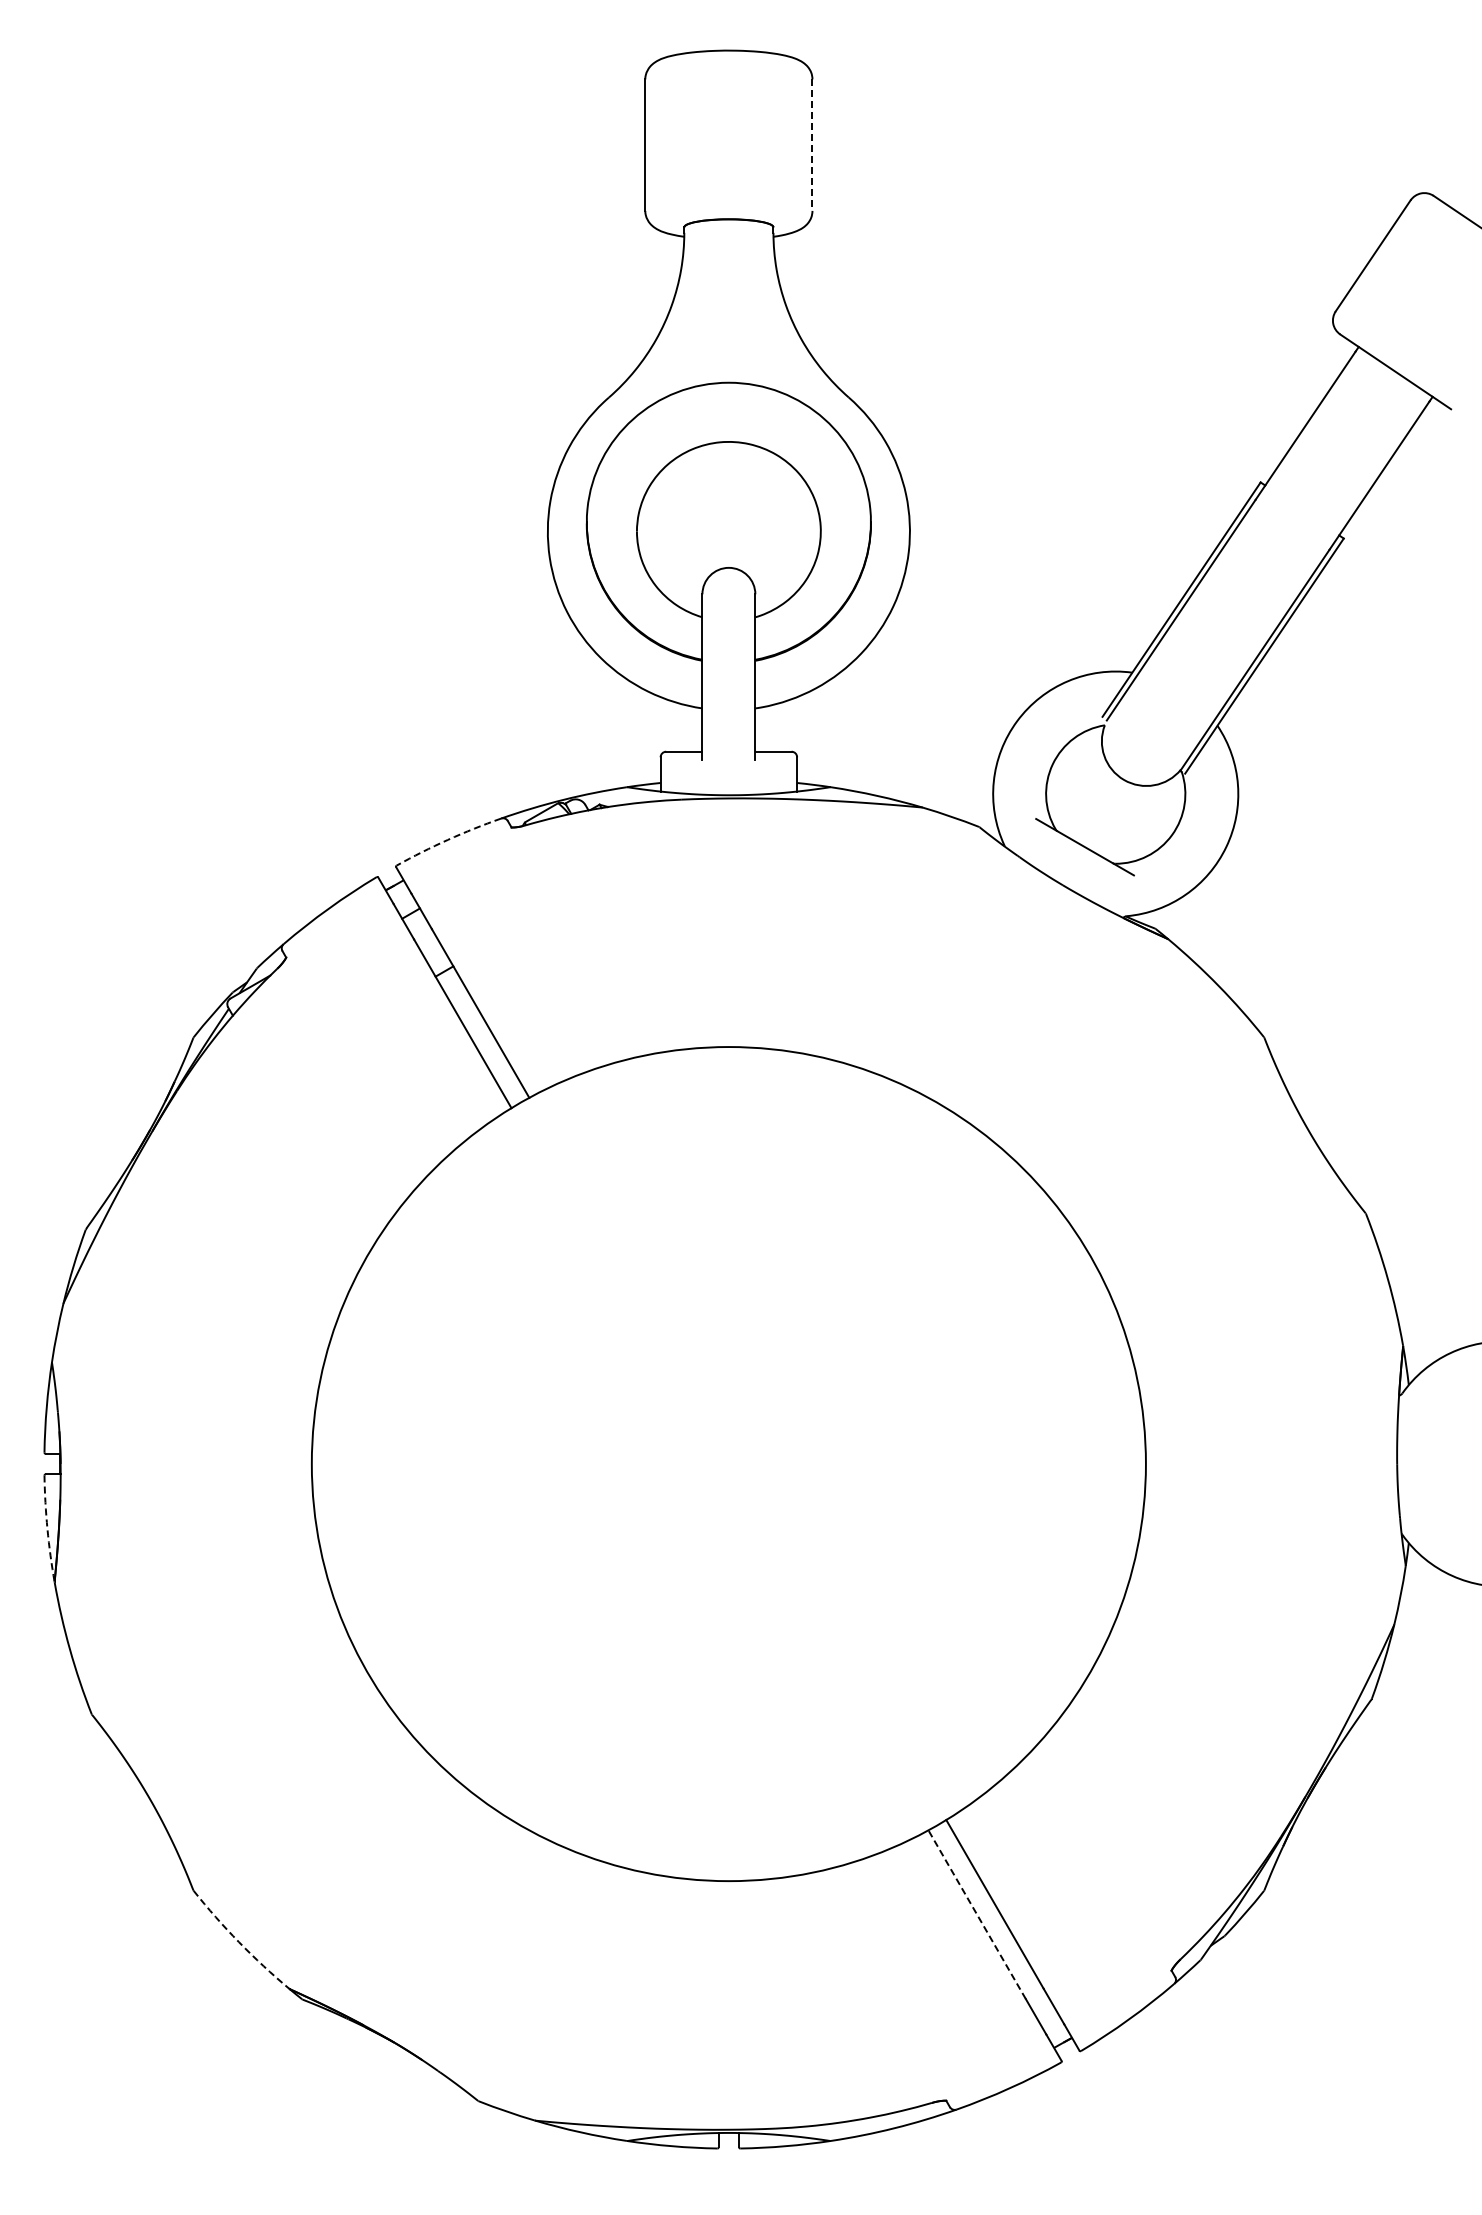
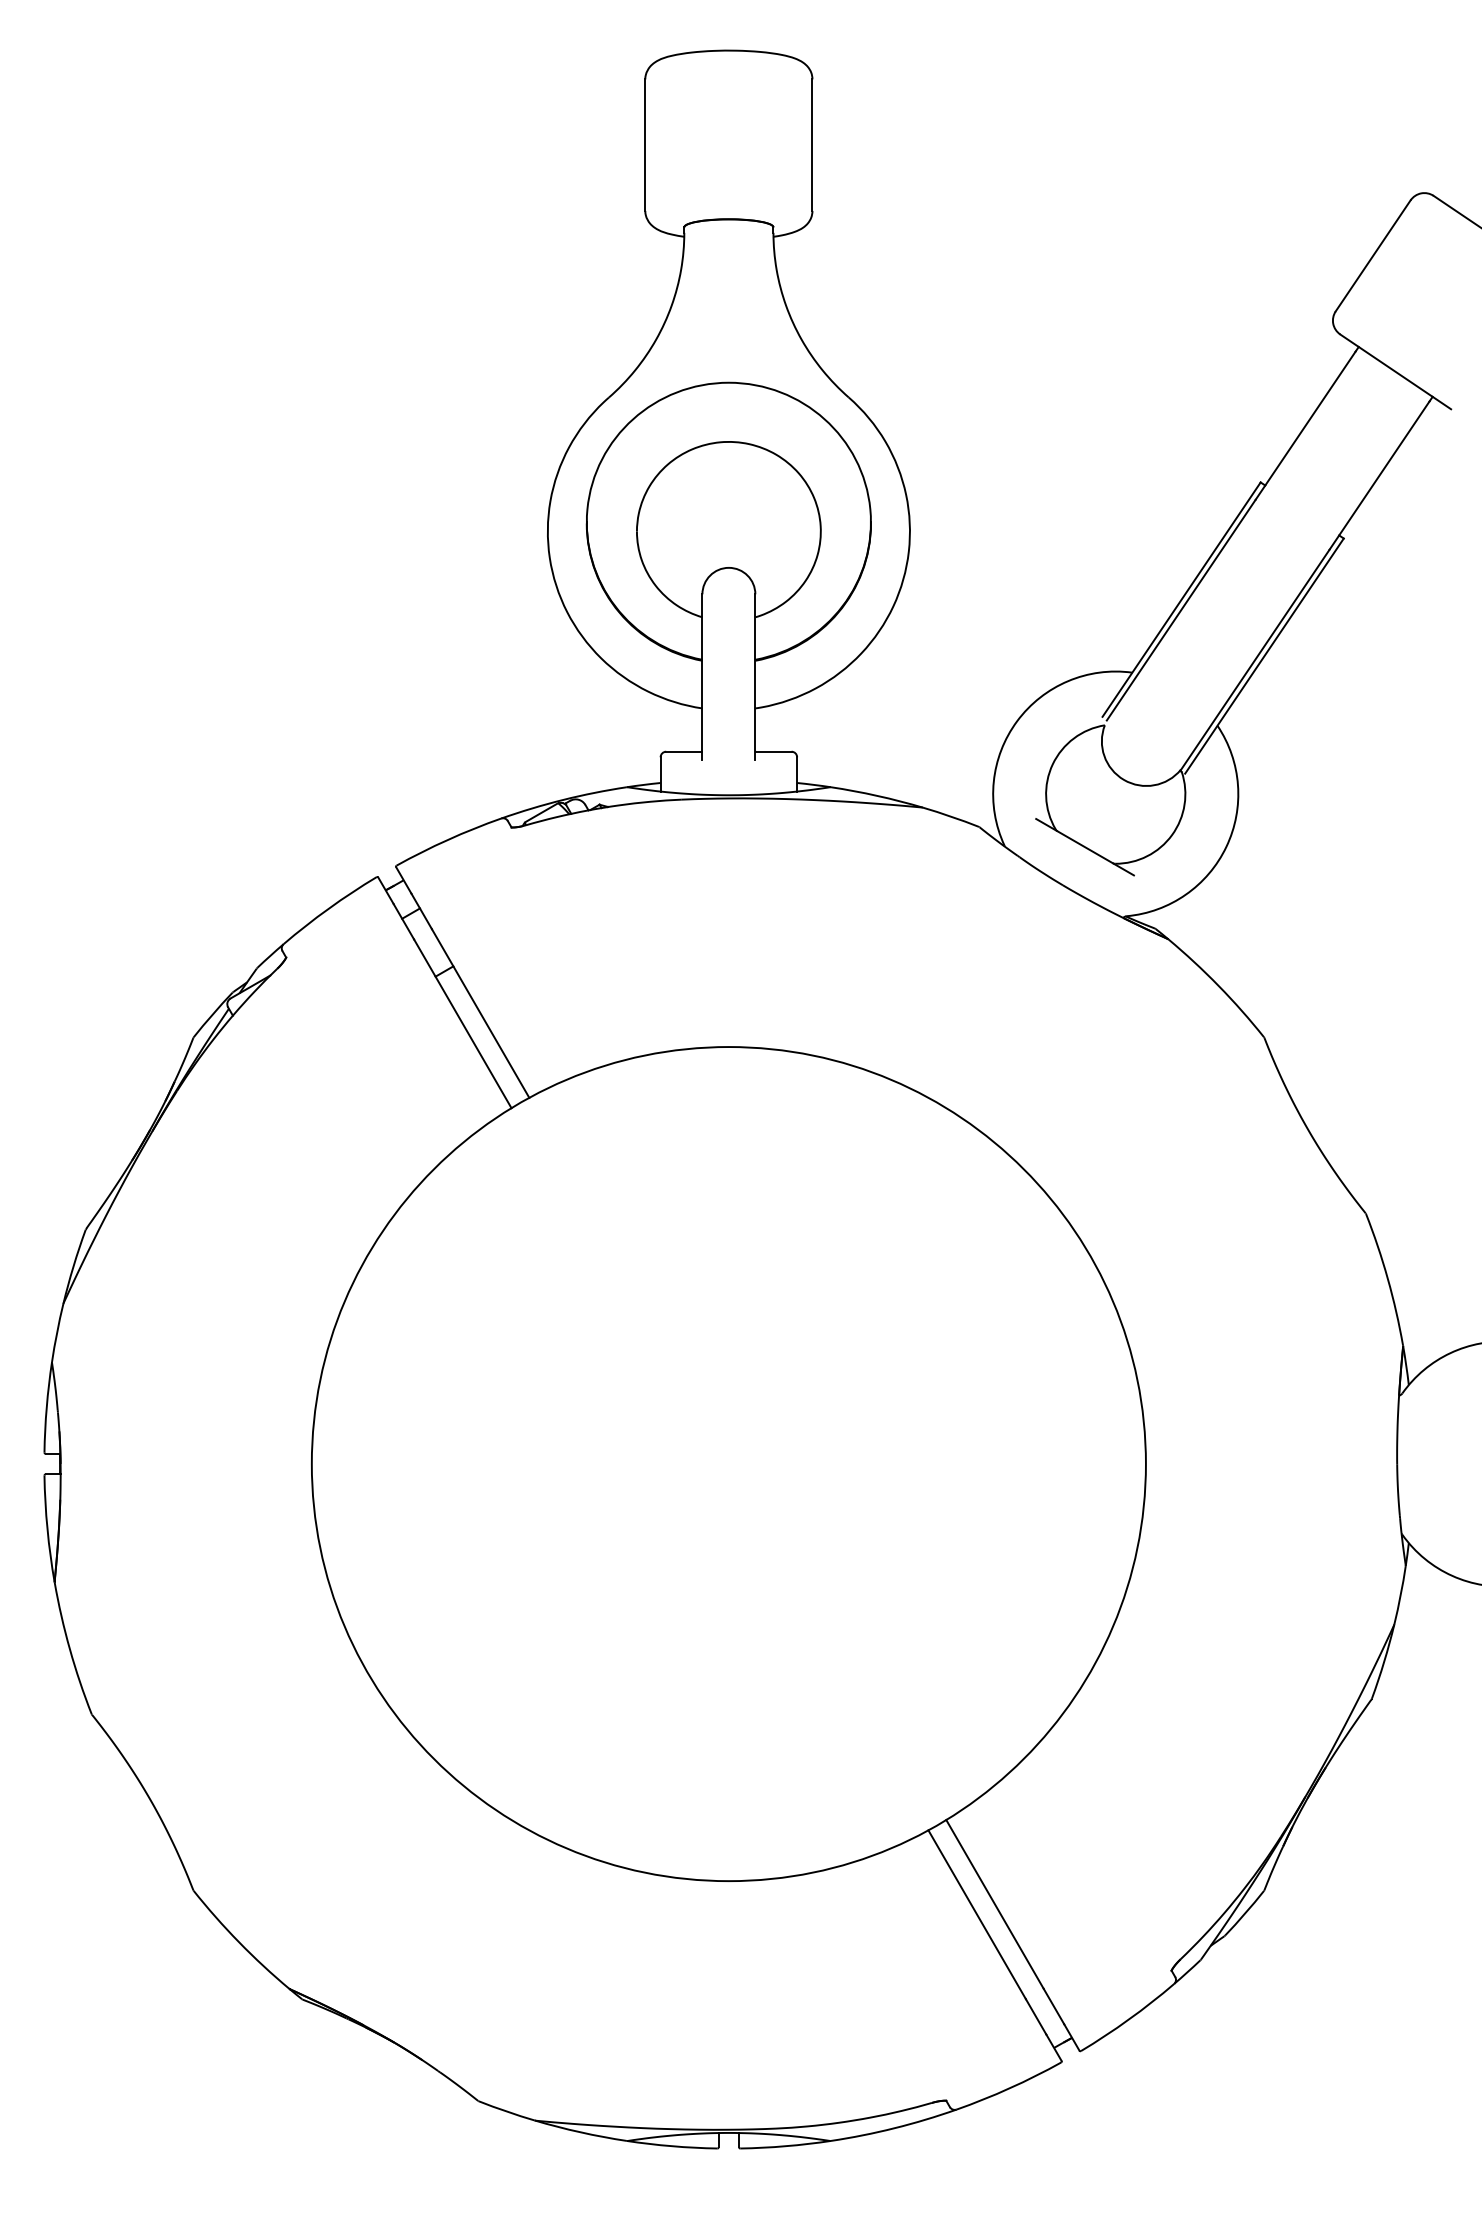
line: dashed -> solid (812, 145)
arc: dashed -> solid (447, 839)
arc: dashed -> solid (47, 1529)
line: dashed -> solid (976, 1914)
arc: dashed -> solid (239, 1942)
